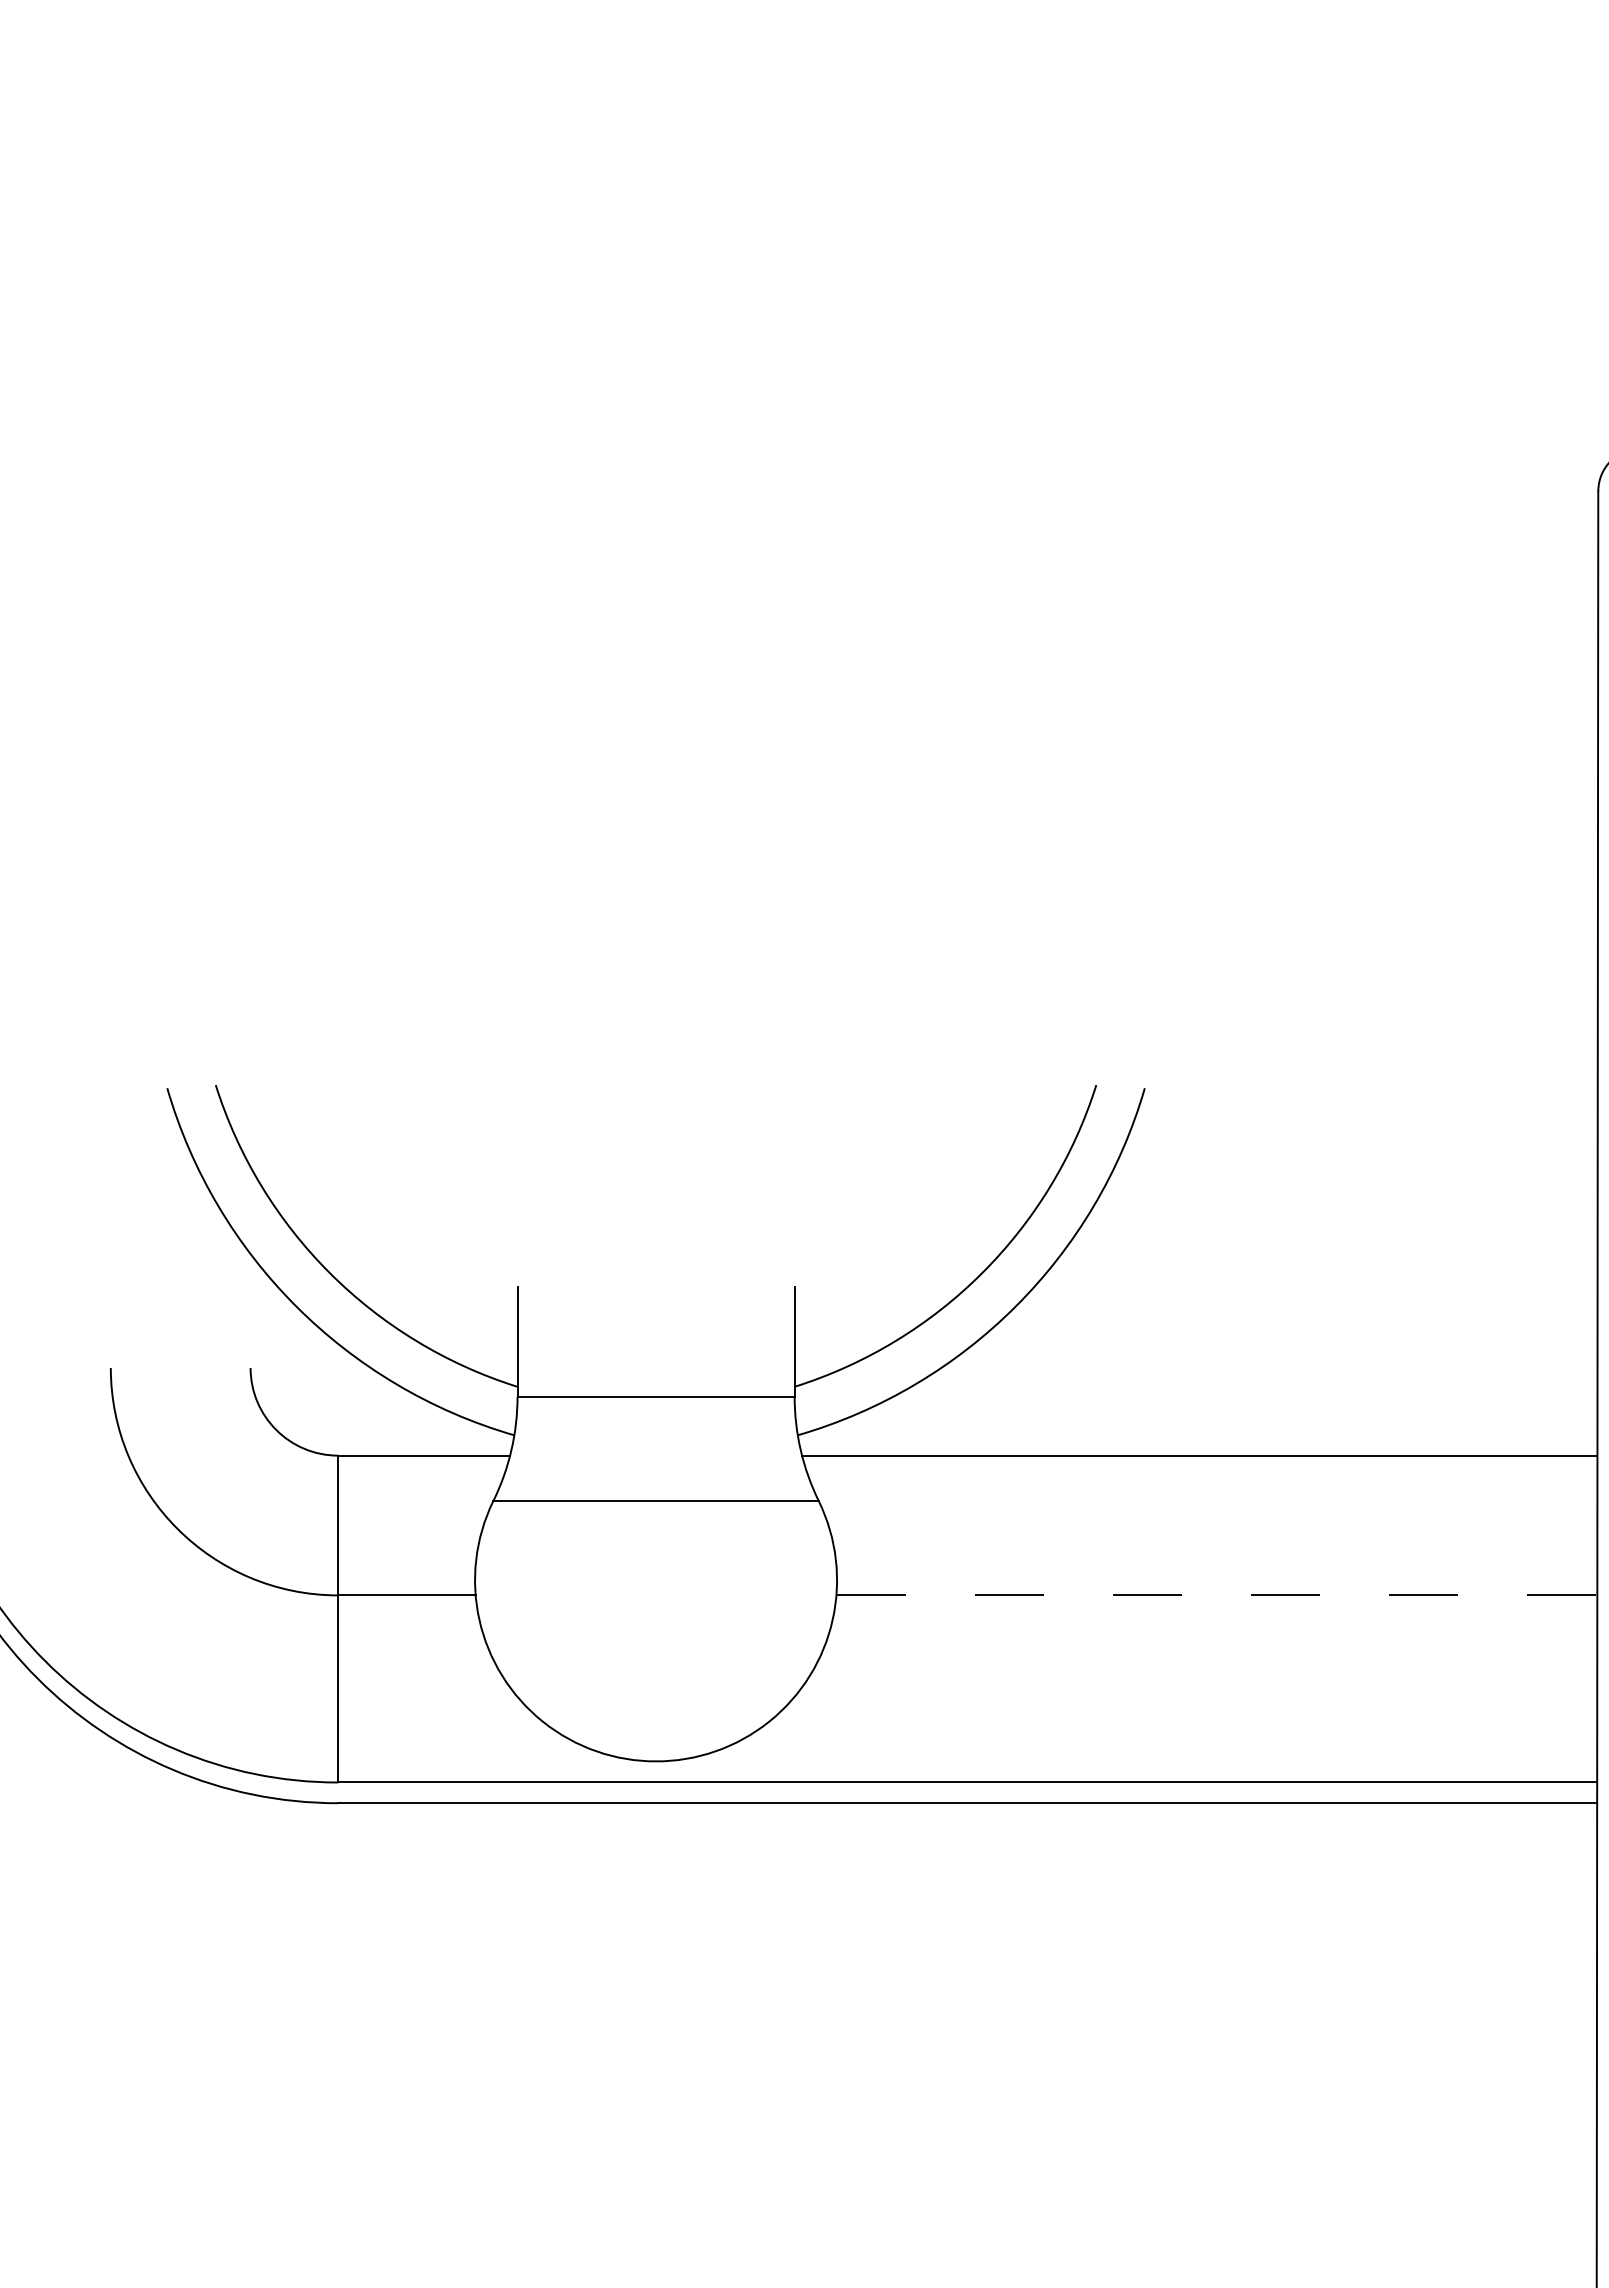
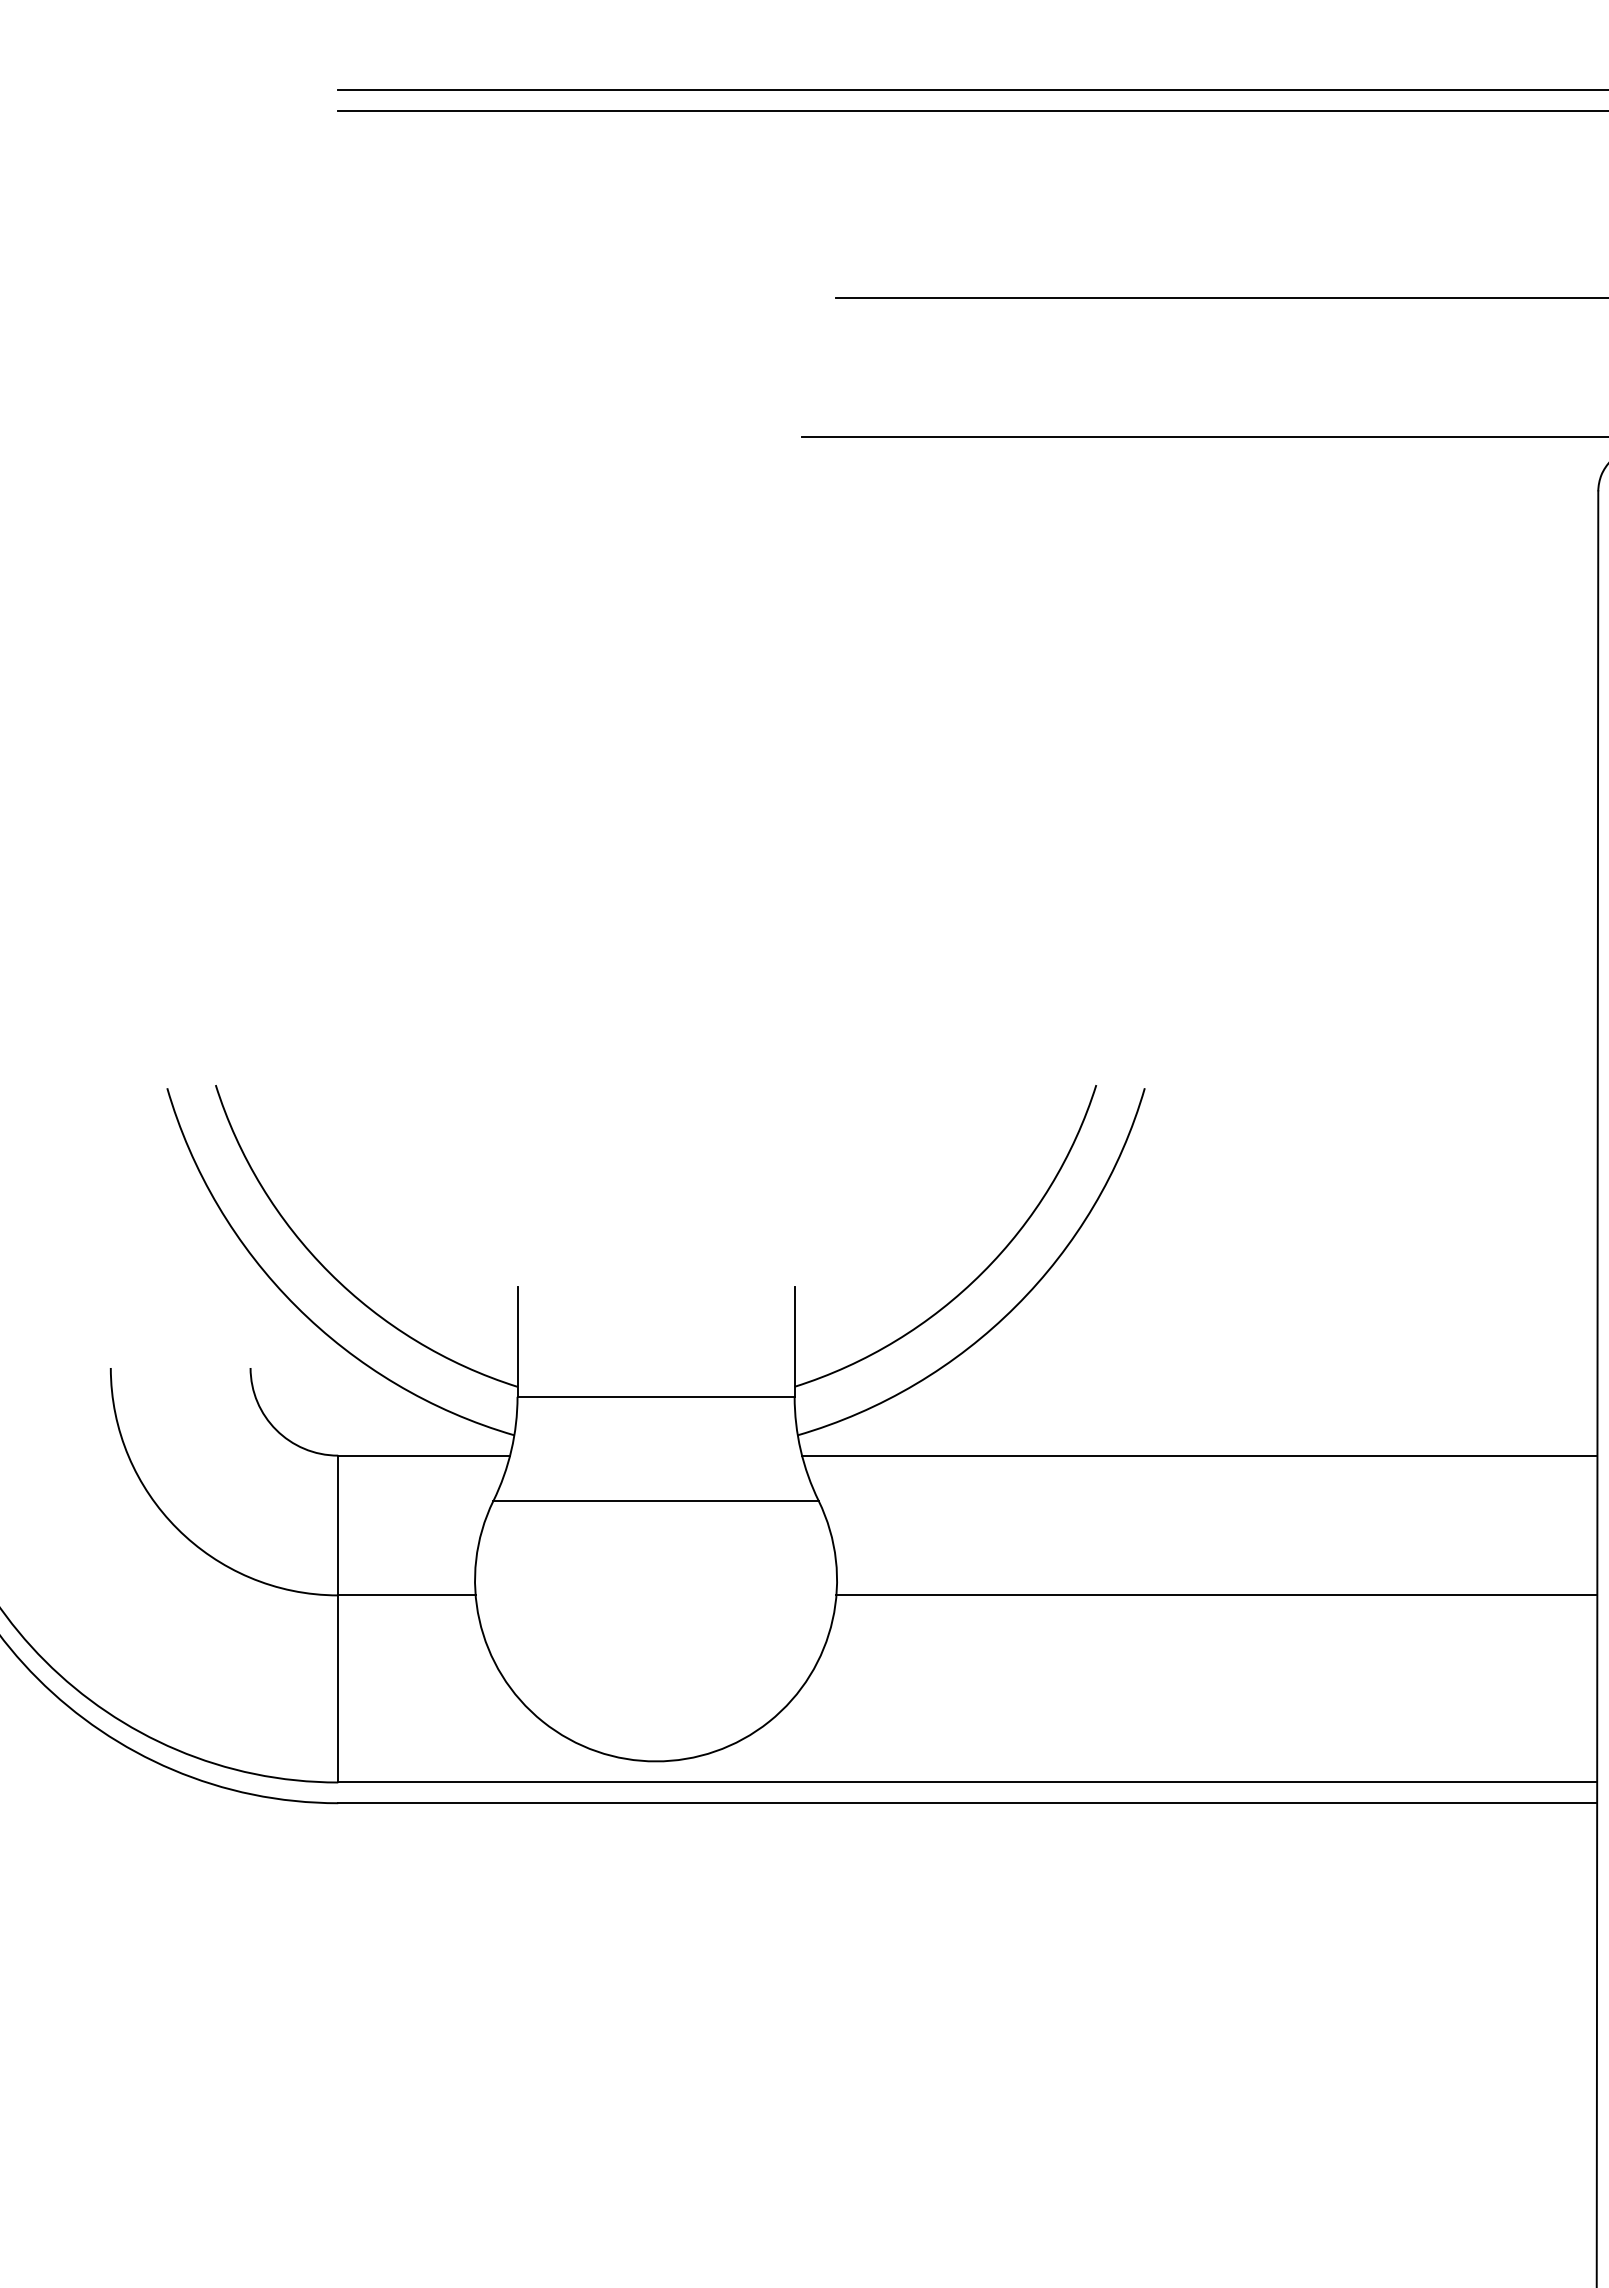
line: none -> present (971, 89)
line: none -> present (971, 110)
line: none -> present (1220, 297)
line: none -> present (1203, 437)
line: dashed -> solid (1217, 1595)
